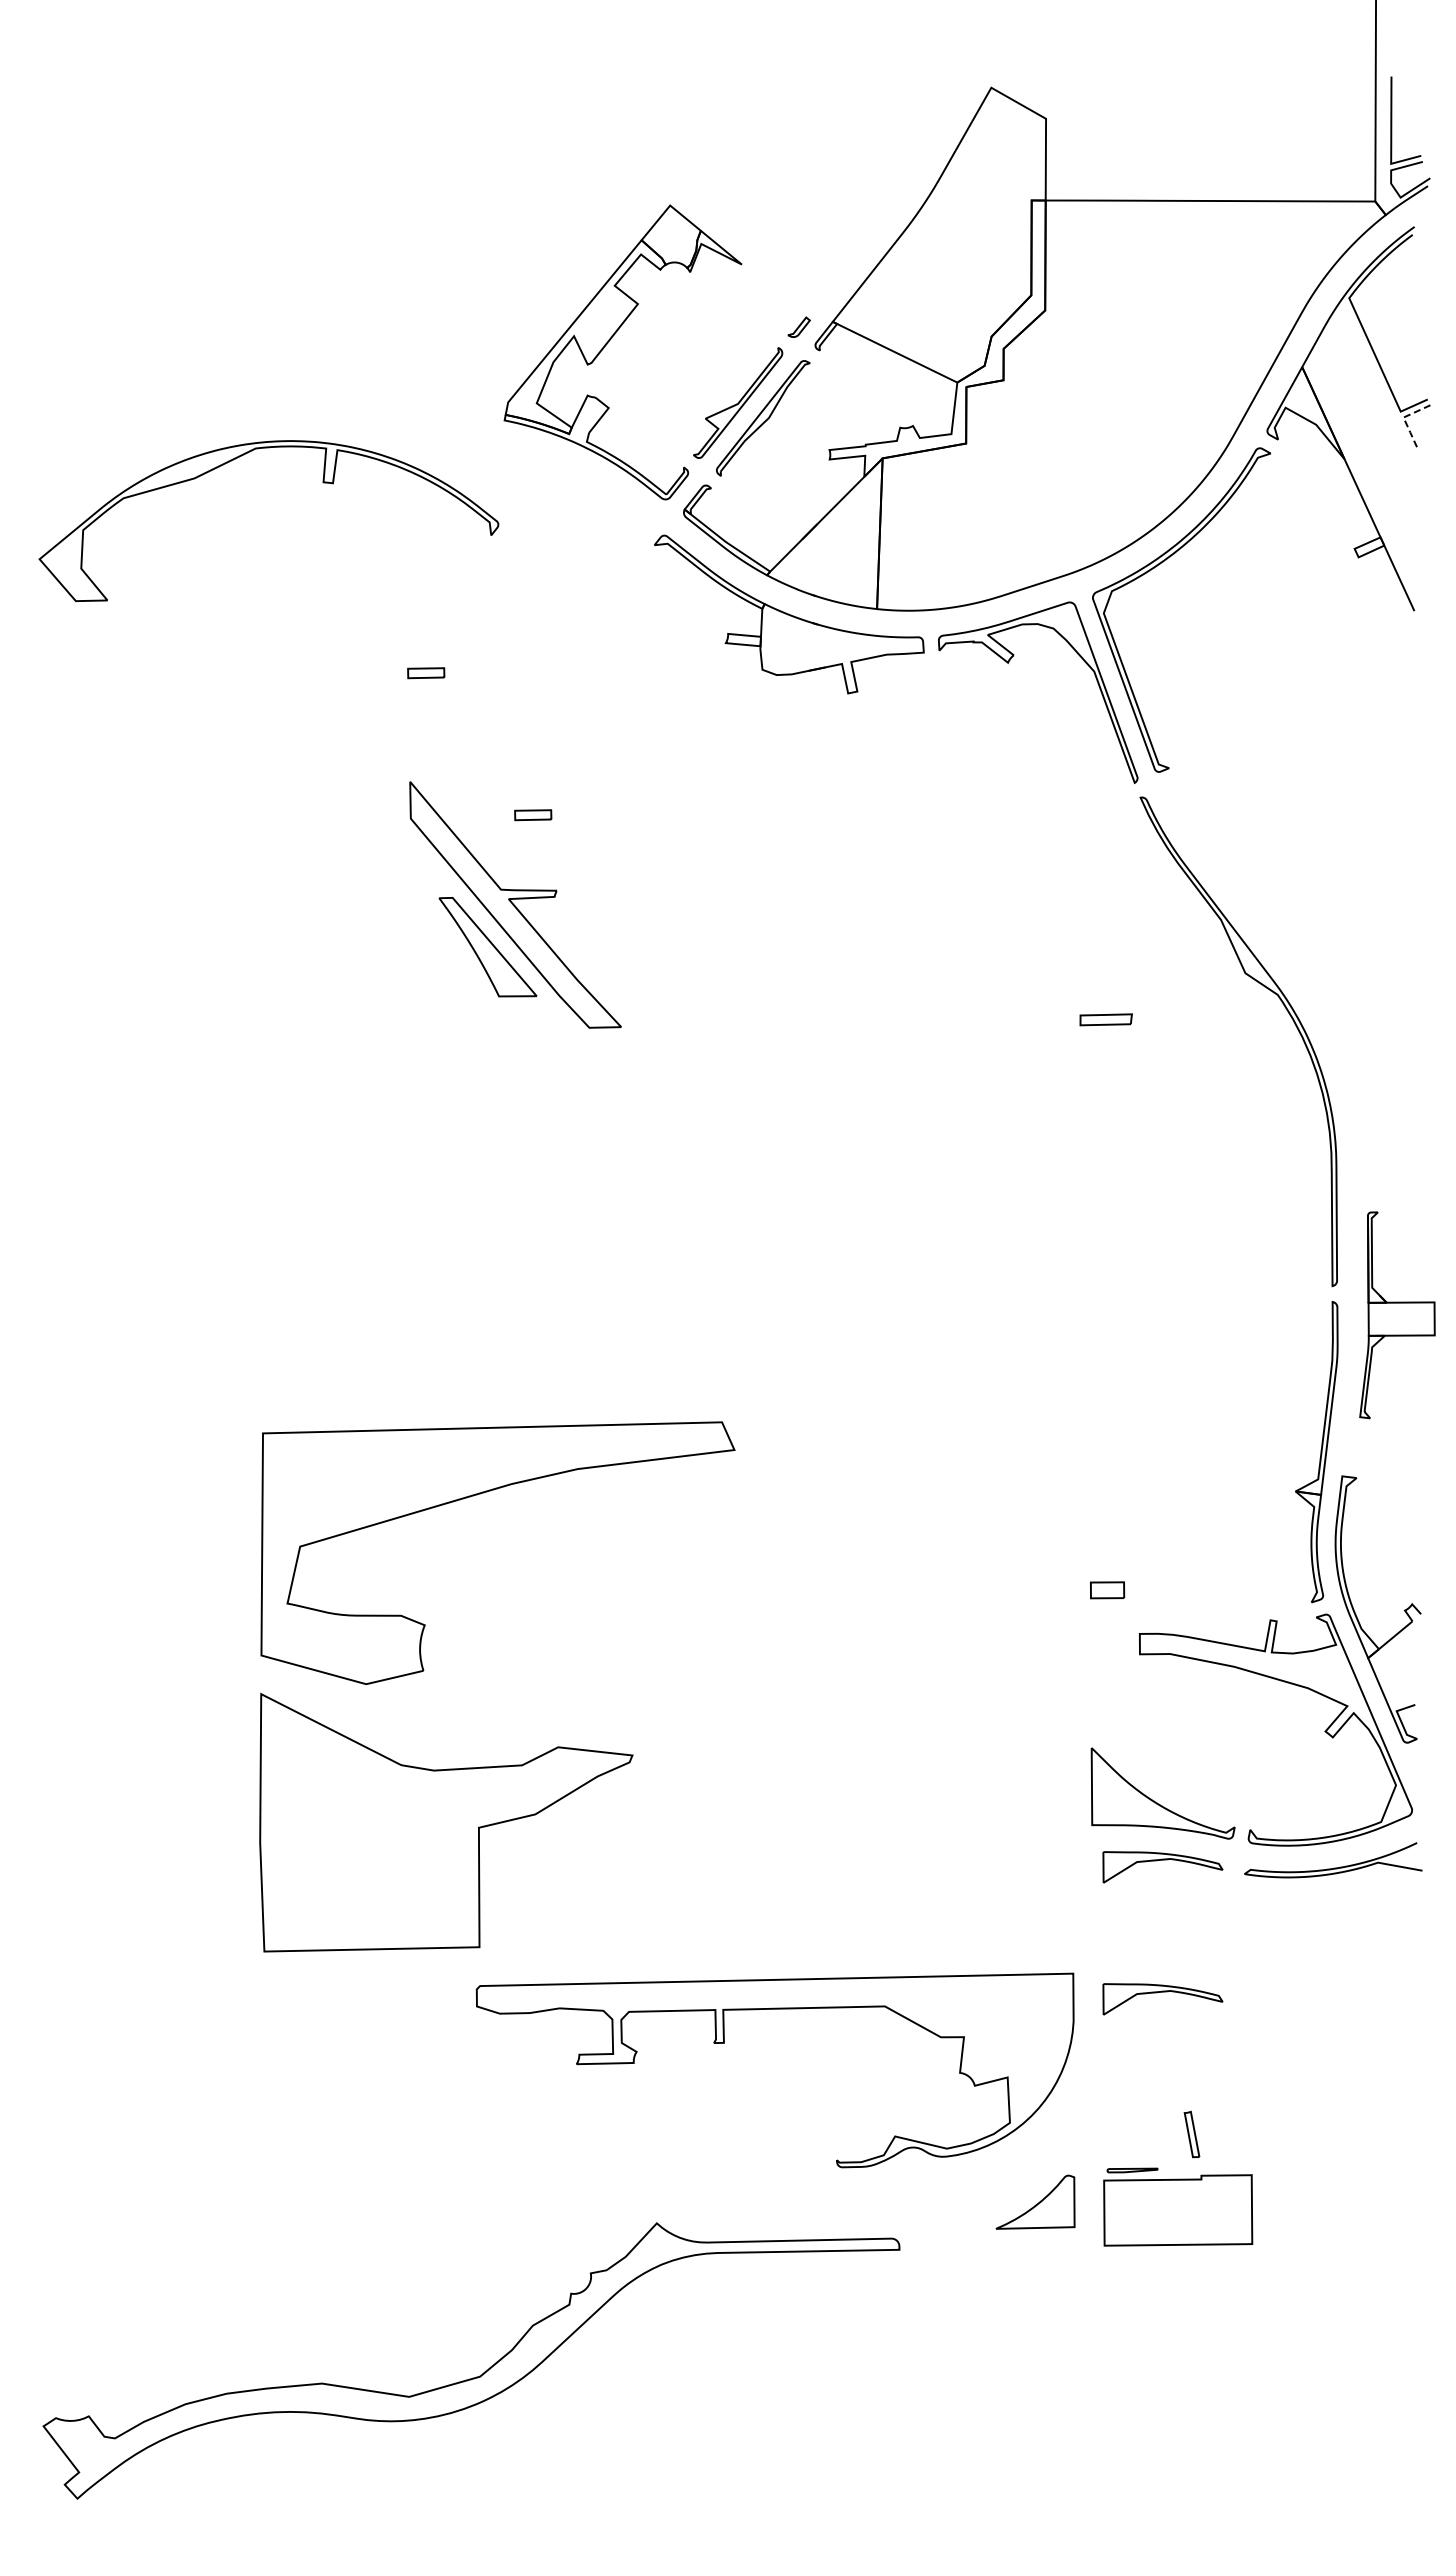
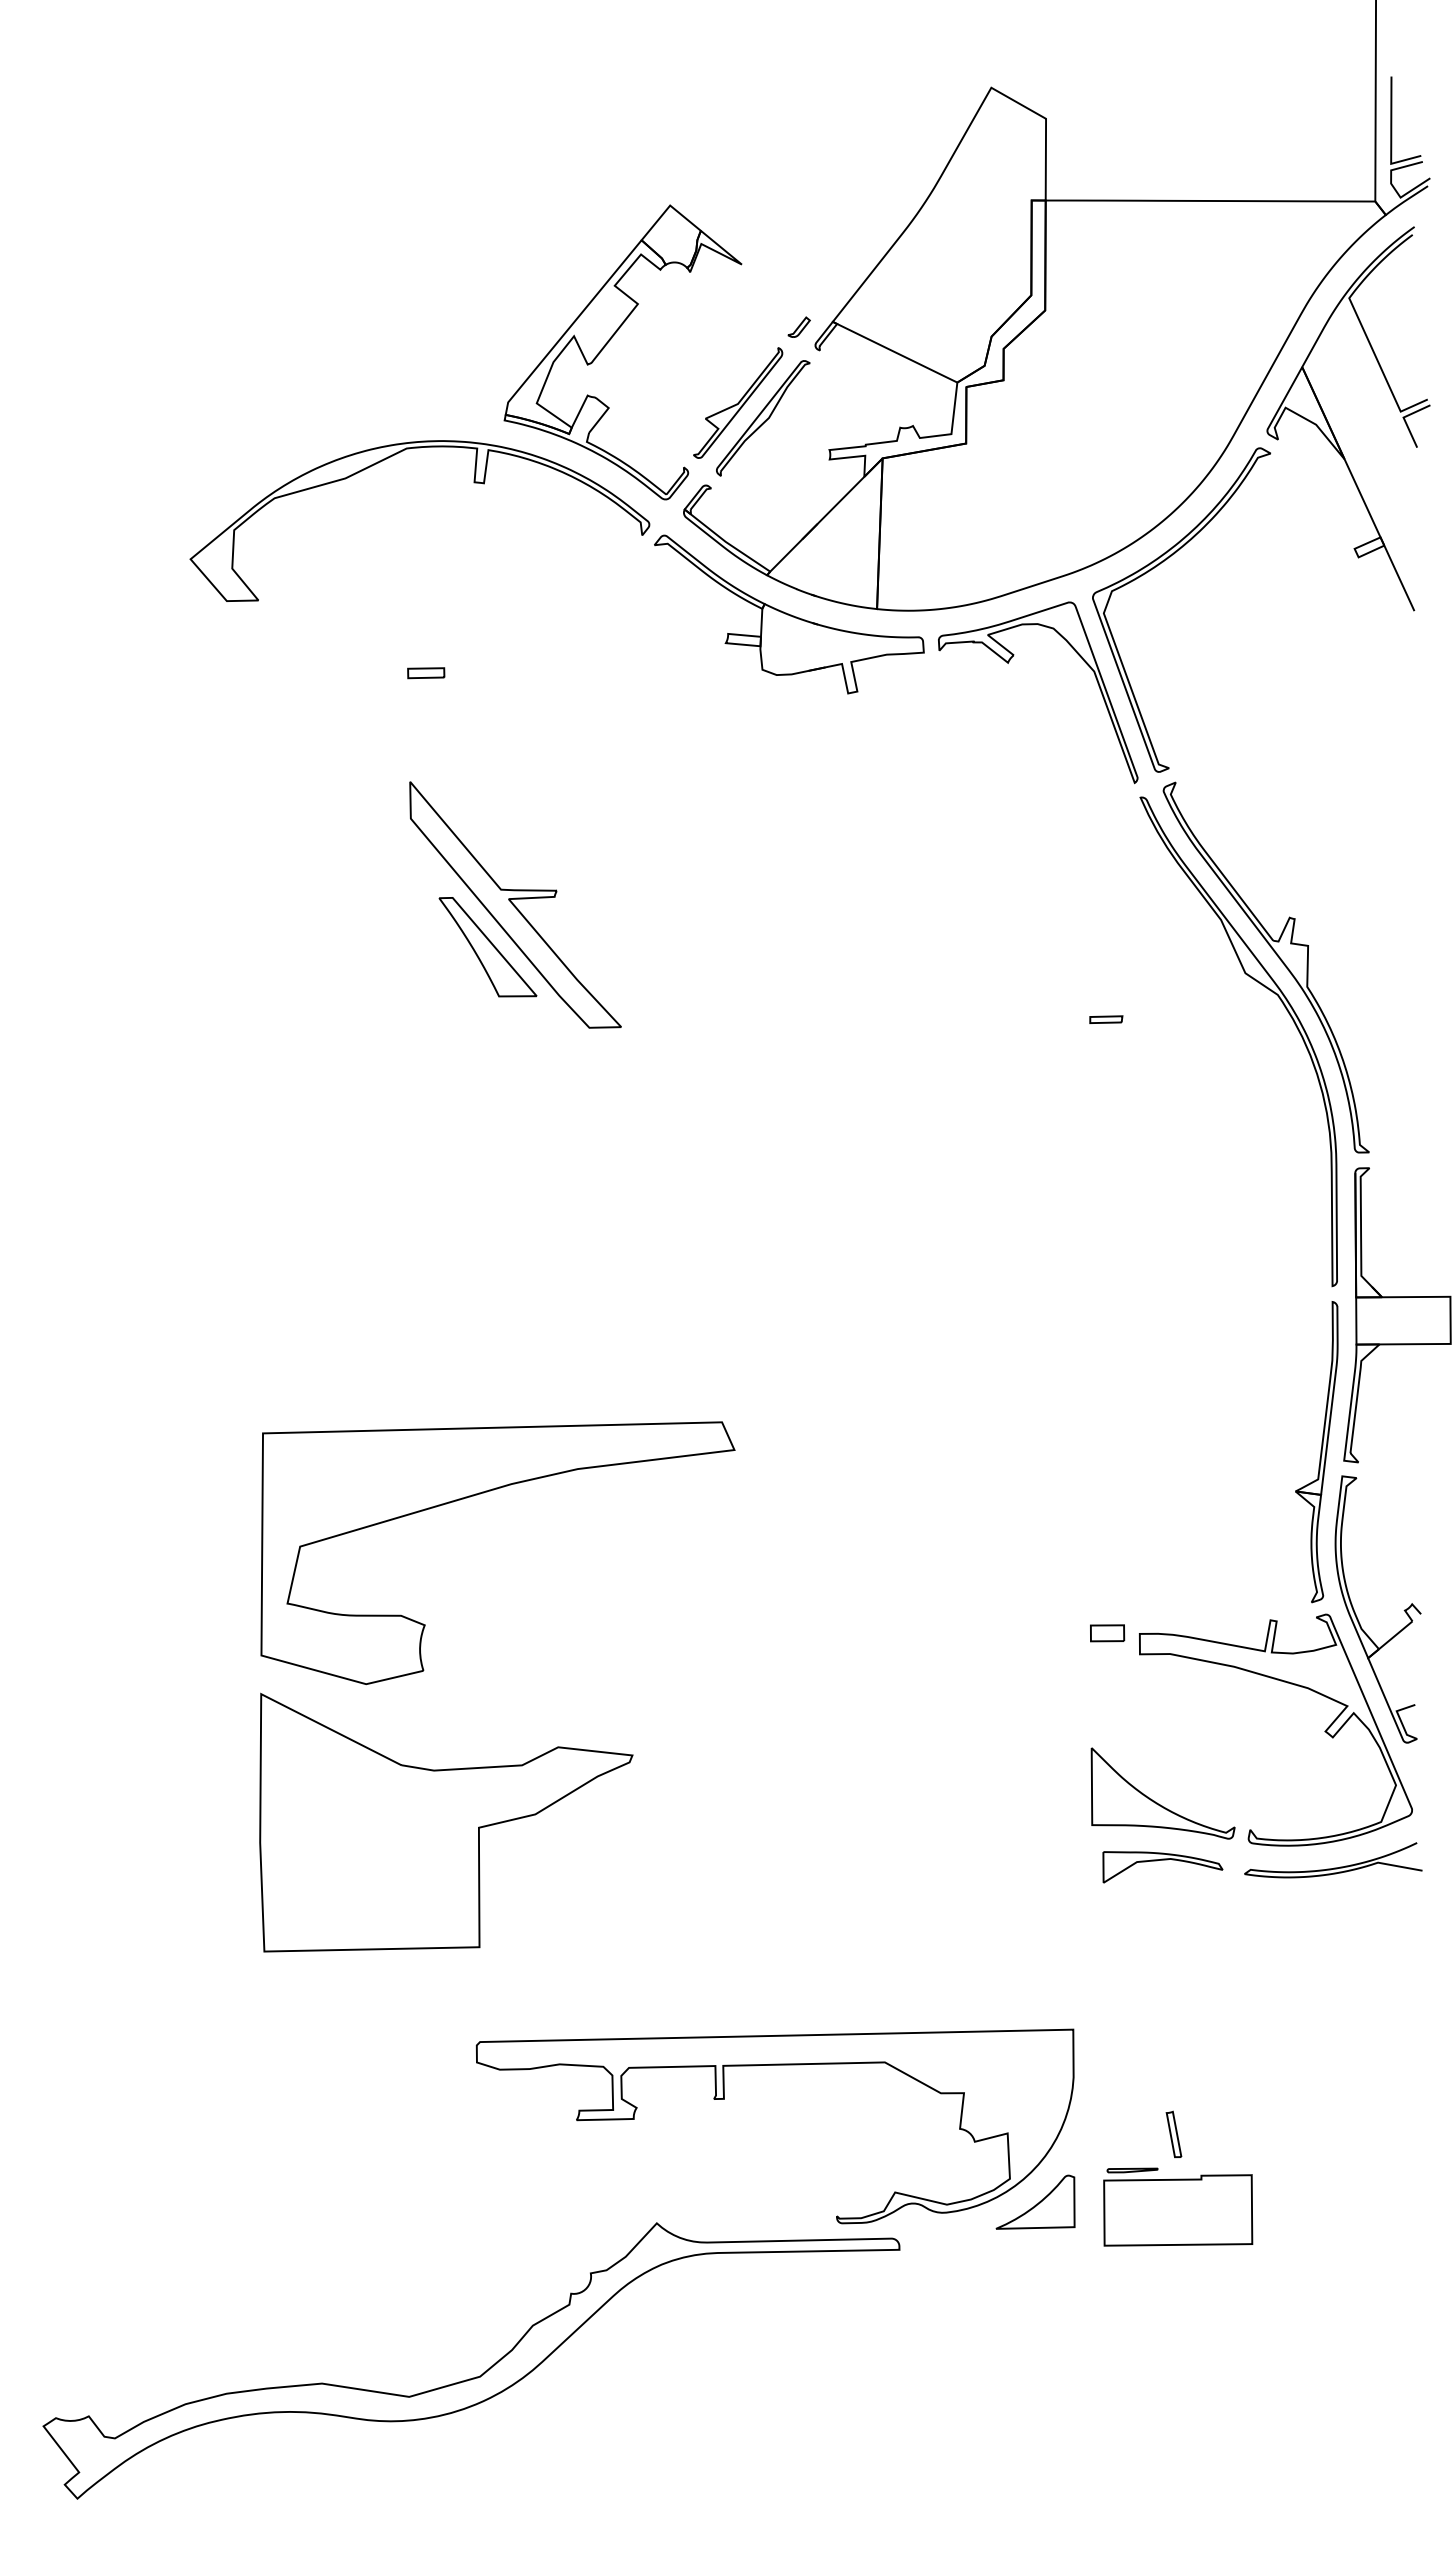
line: dashed -> solid (1404, 419)
part position: (322, 482) -> (473, 482) (473, 482)
part: present -> none (533, 815)
part: none -> present (1278, 958)
part size: 54x14 px -> 35x9 px (1106, 1019)
part size: 77x209 px -> 109x297 px (1397, 1315)
part position: (1107, 1590) -> (1107, 1633) (1107, 1633)
part: present -> none (1162, 1992)
part position: (724, 2043) -> (724, 2099) (724, 2099)
part position: (1191, 2134) -> (1173, 2134) (1173, 2134)
